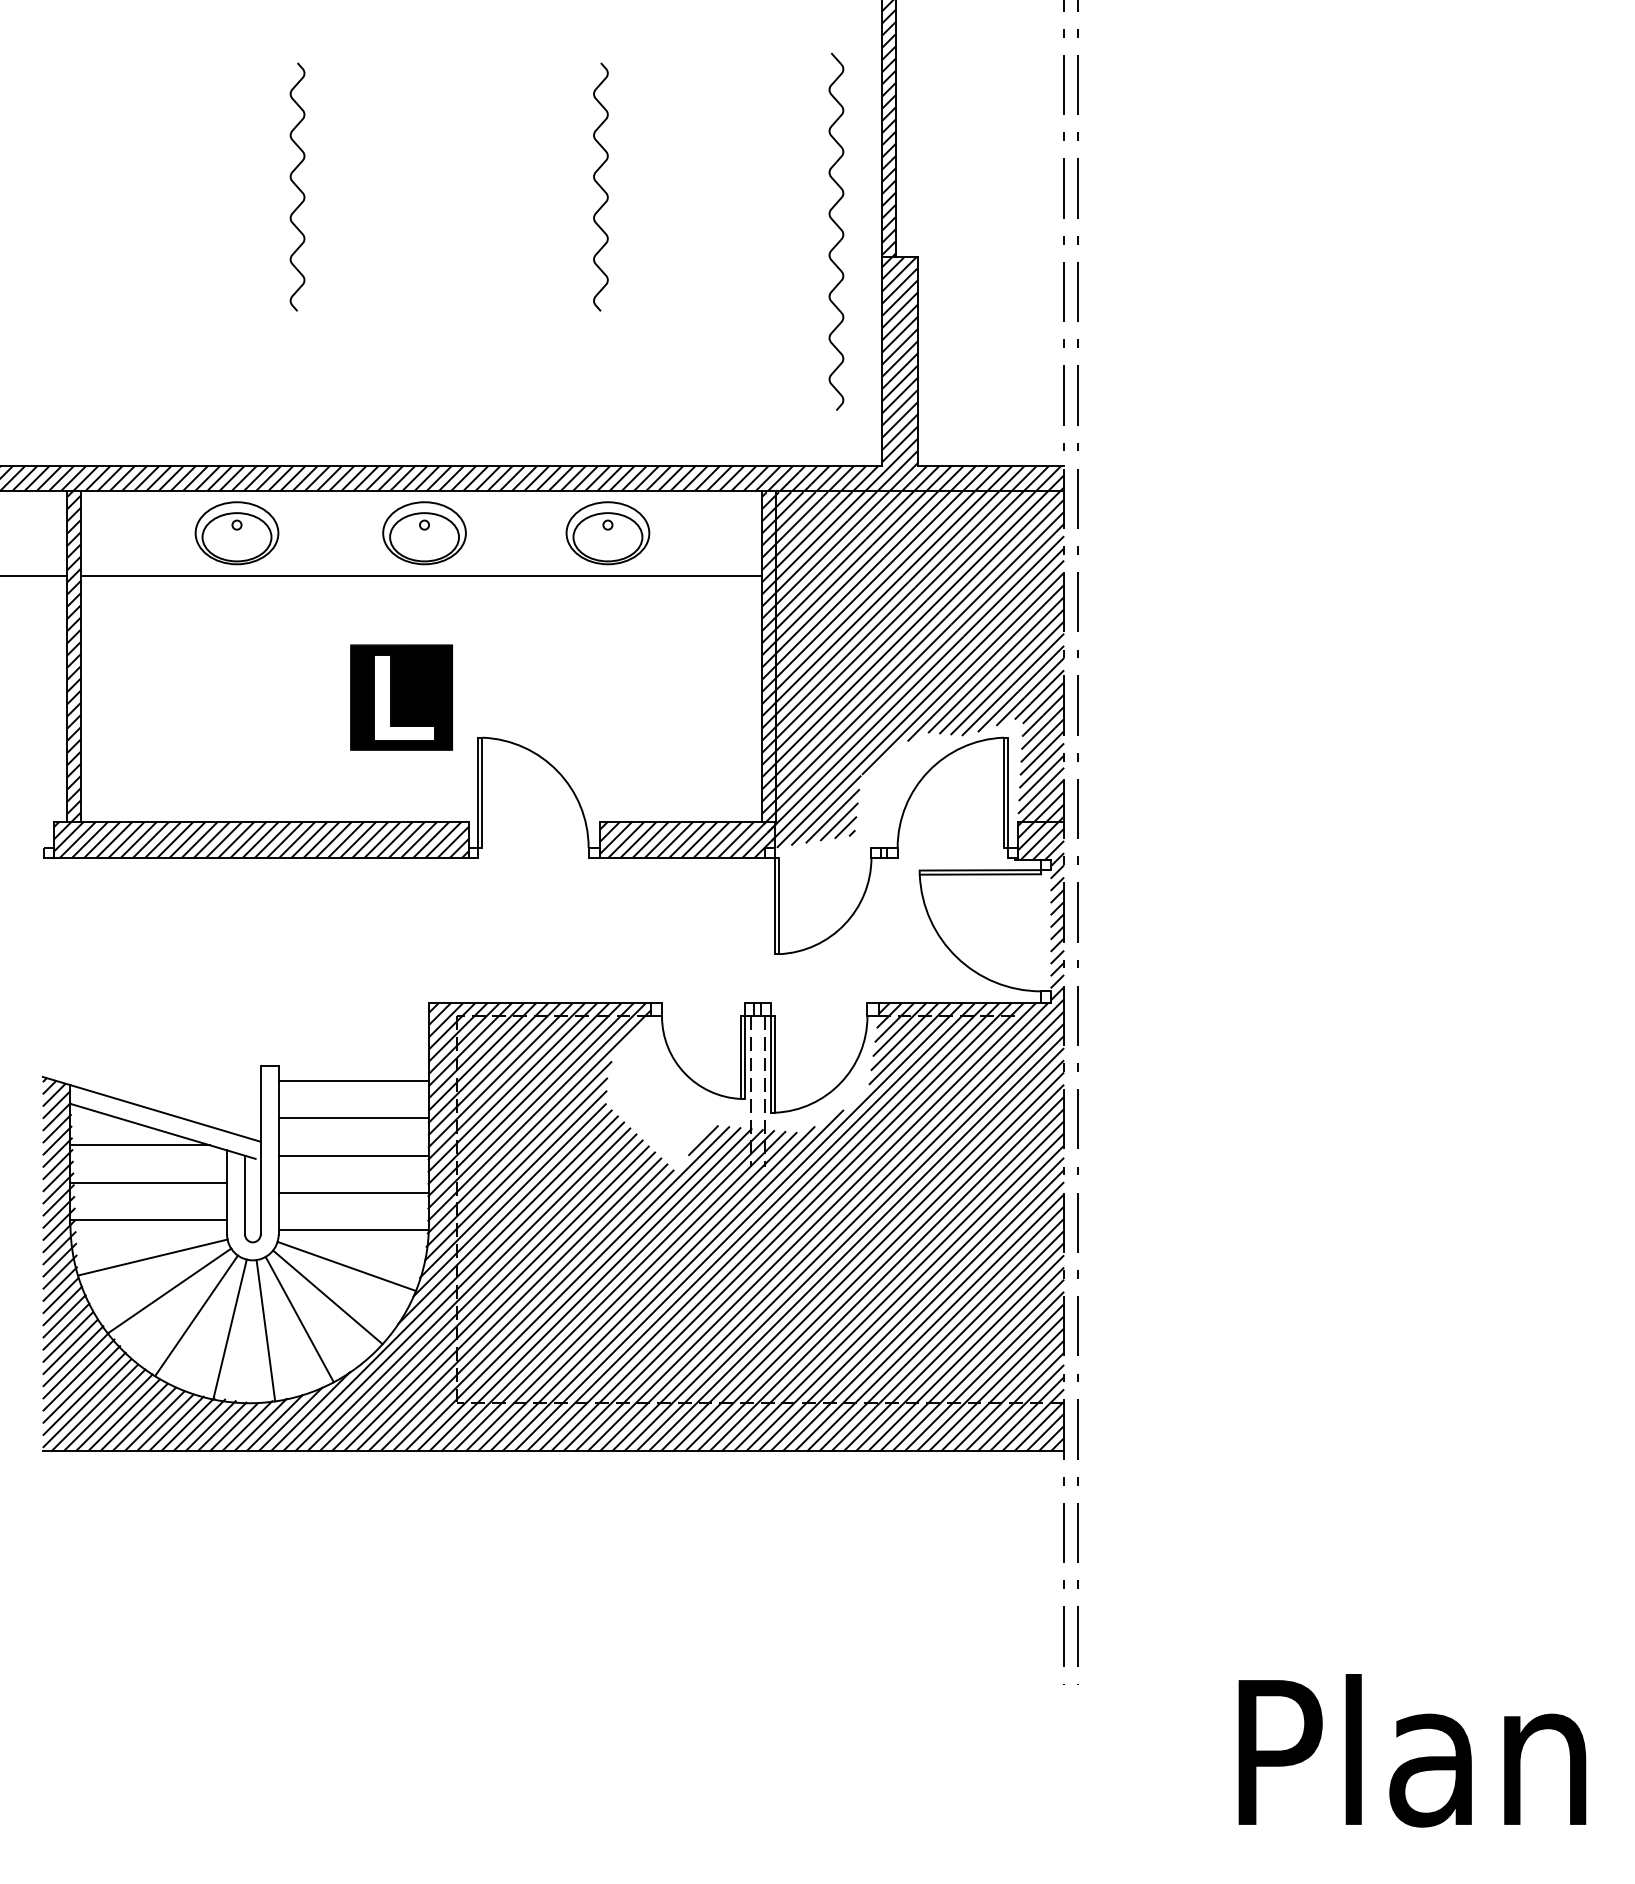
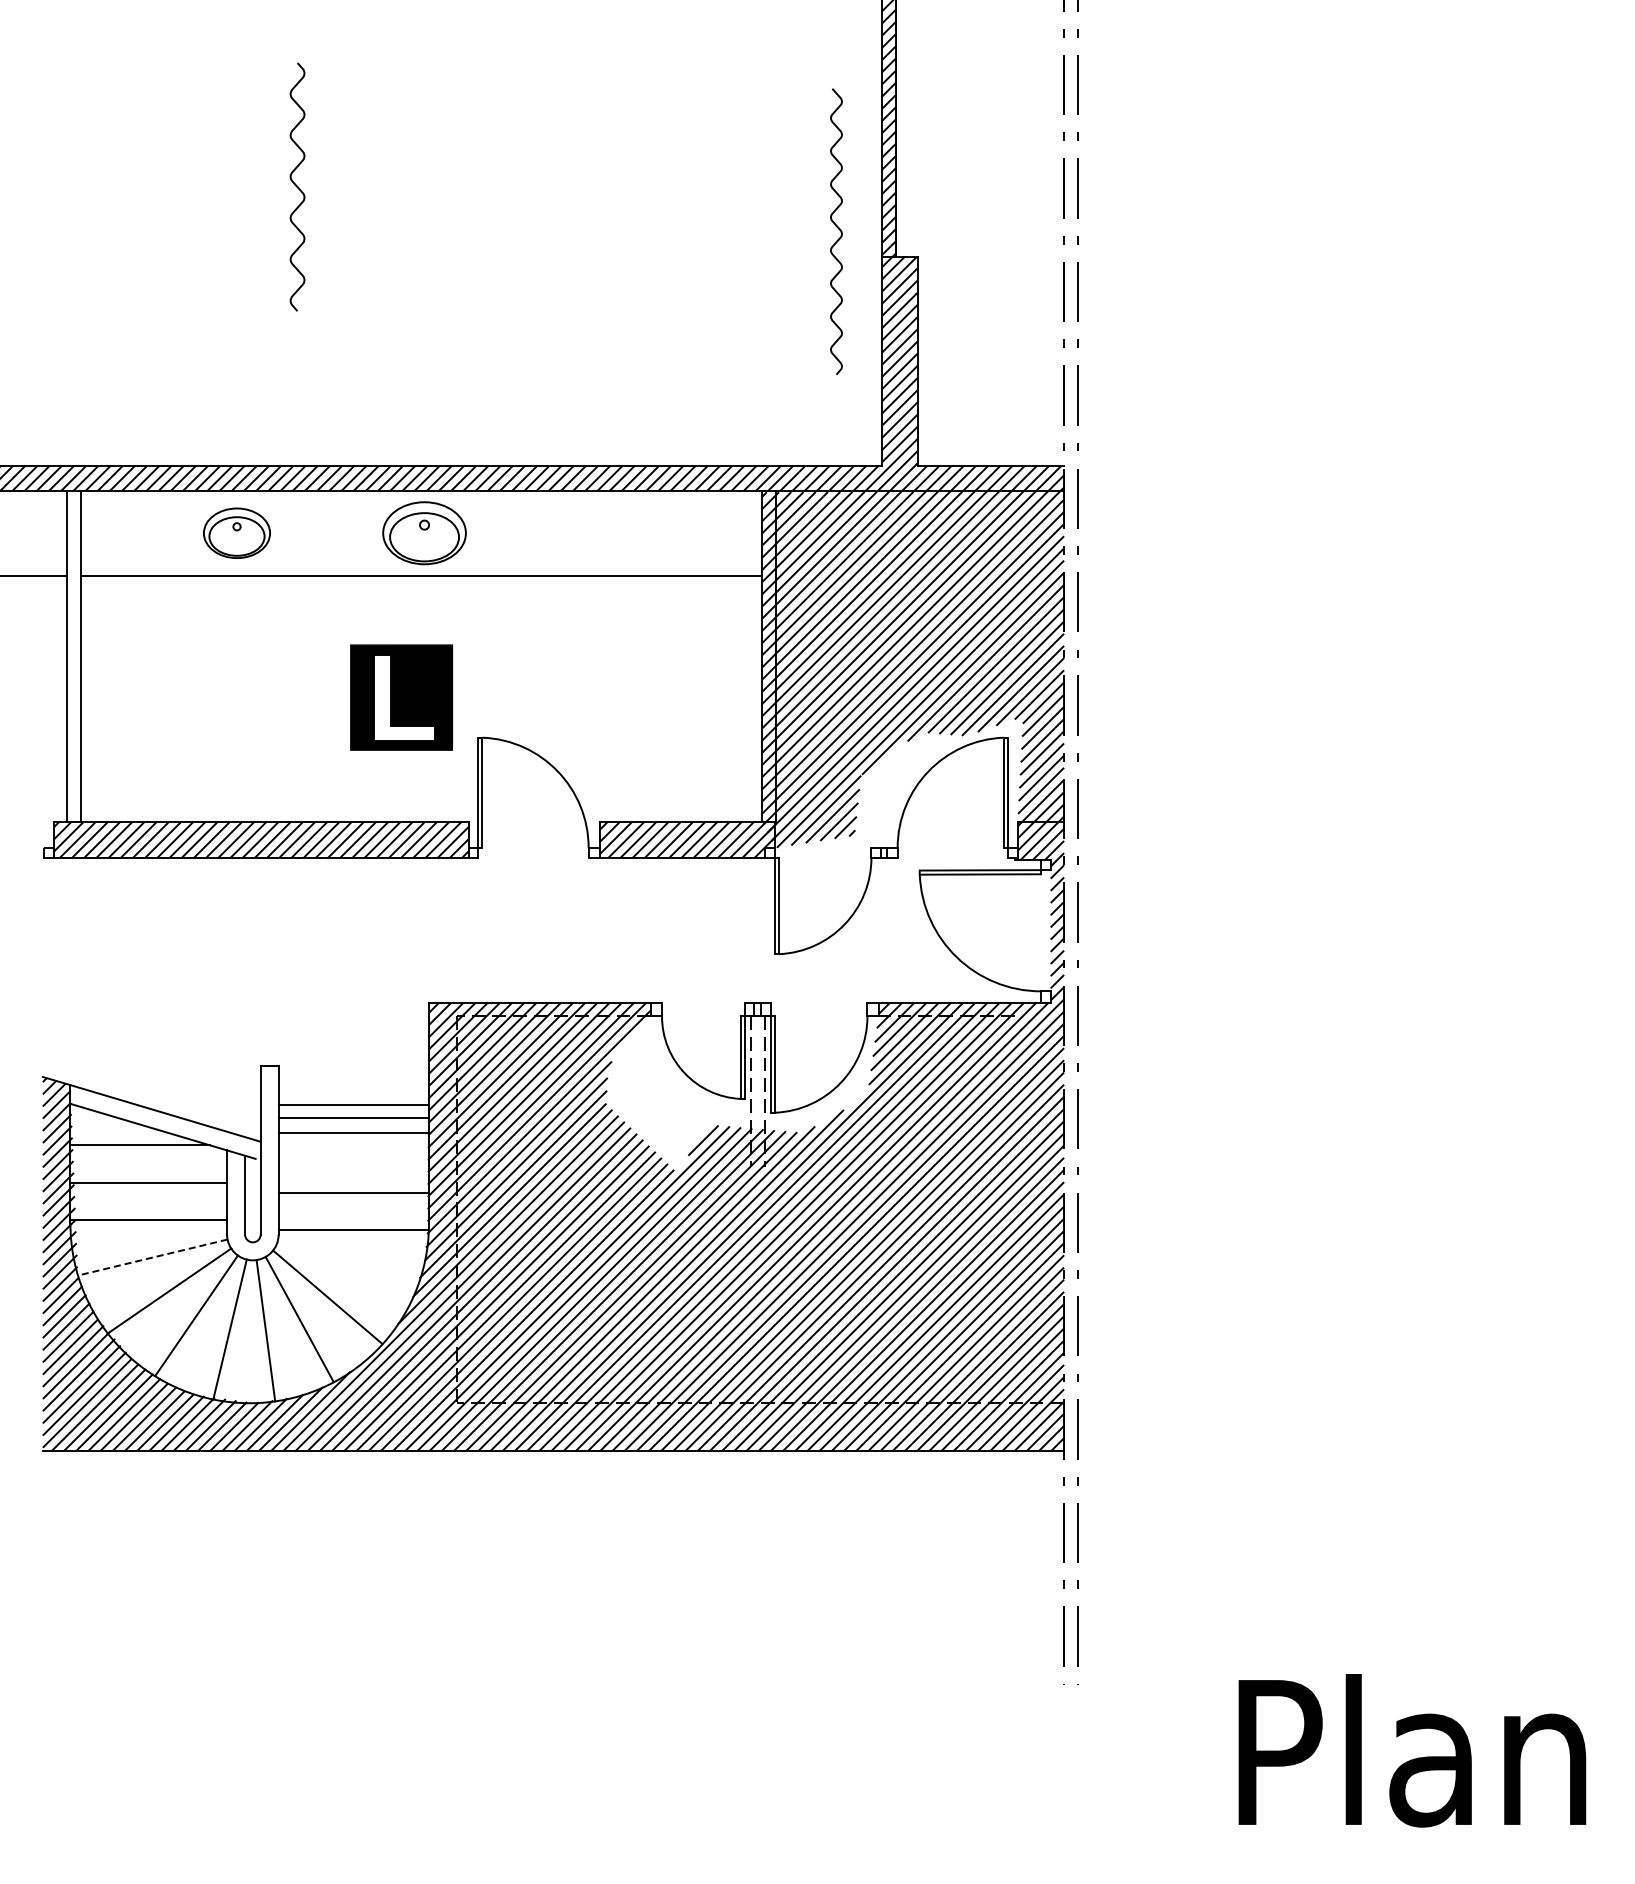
curve: present -> none (600, 186)
part size: 17x359 px -> 13x287 px (836, 231)
part size: 86x65 px -> 68x52 px (236, 532)
part: present -> none (607, 533)
hatch: present -> none (74, 655)
line position: (352, 1081) -> (352, 1105) (352, 1105)
line position: (352, 1155) -> (352, 1132) (352, 1132)
line: solid -> dashed (152, 1257)
line: present -> none (346, 1265)
